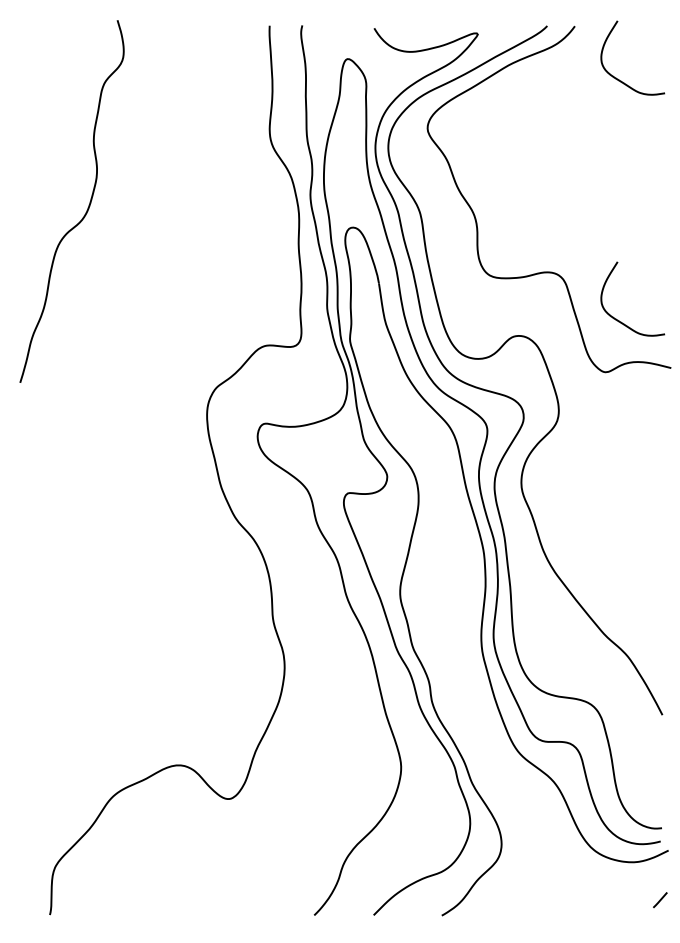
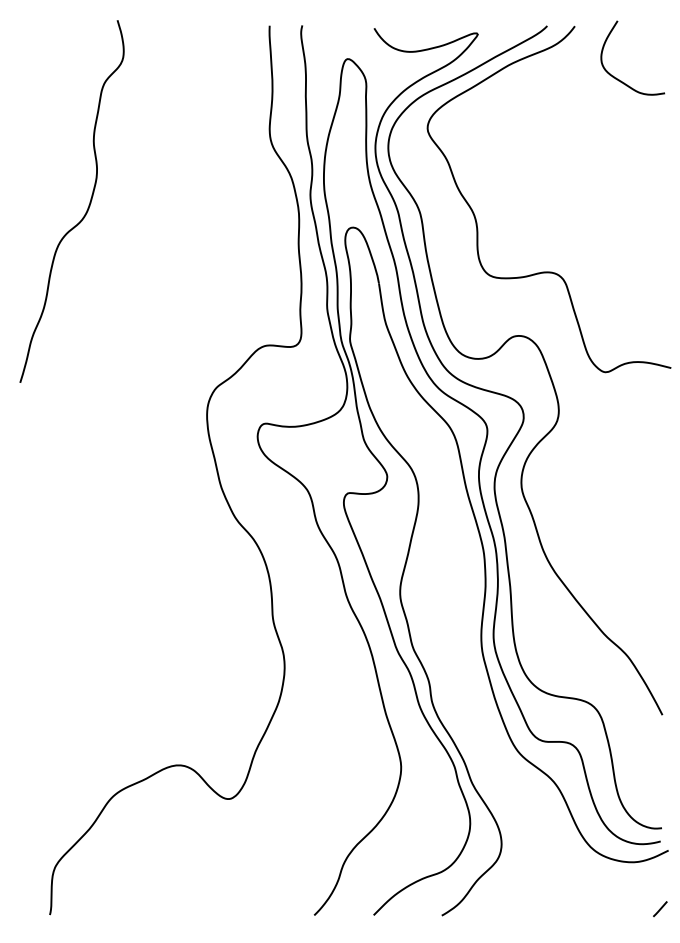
curve: present -> none (621, 321)
line position: (660, 900) -> (660, 909) (660, 909)
